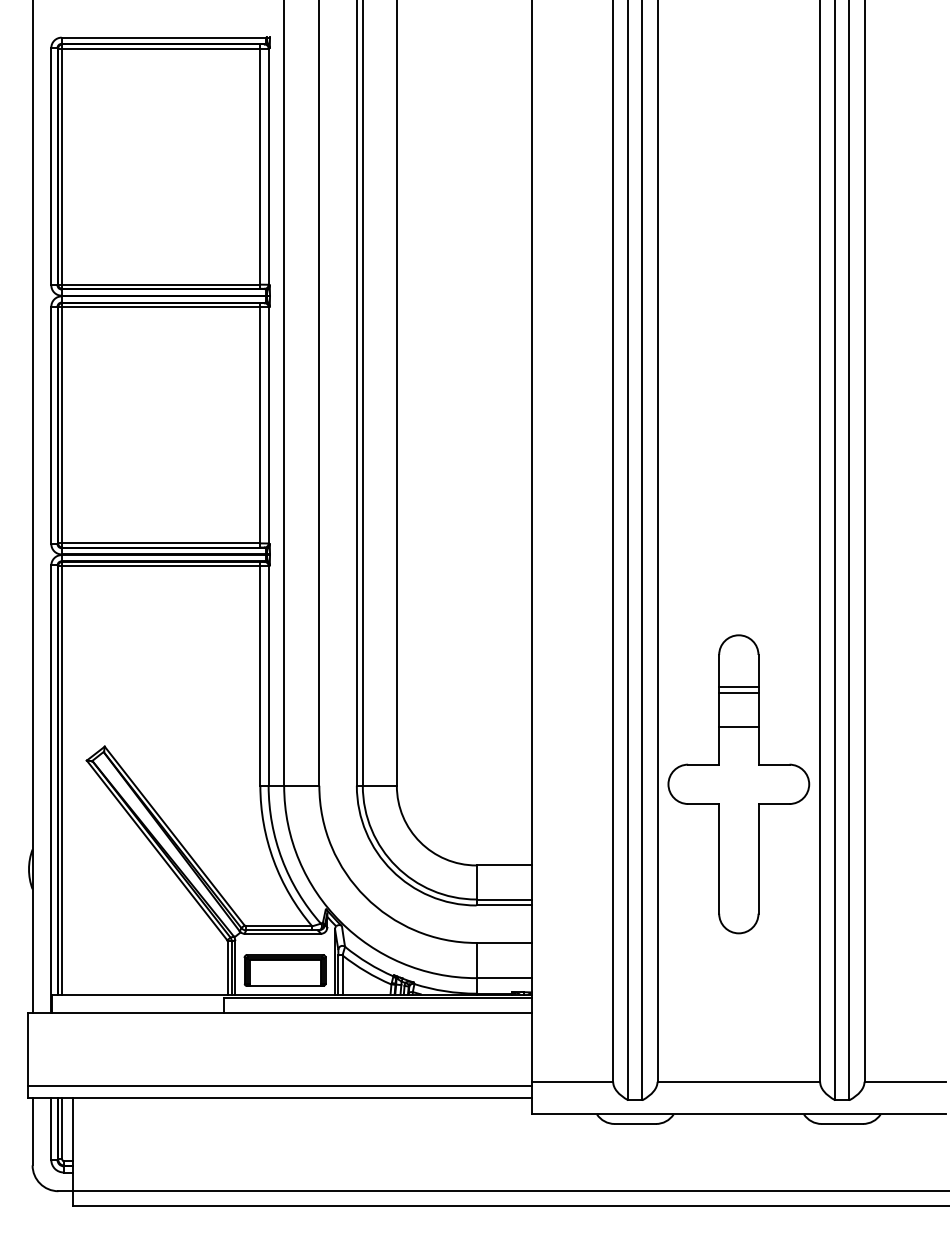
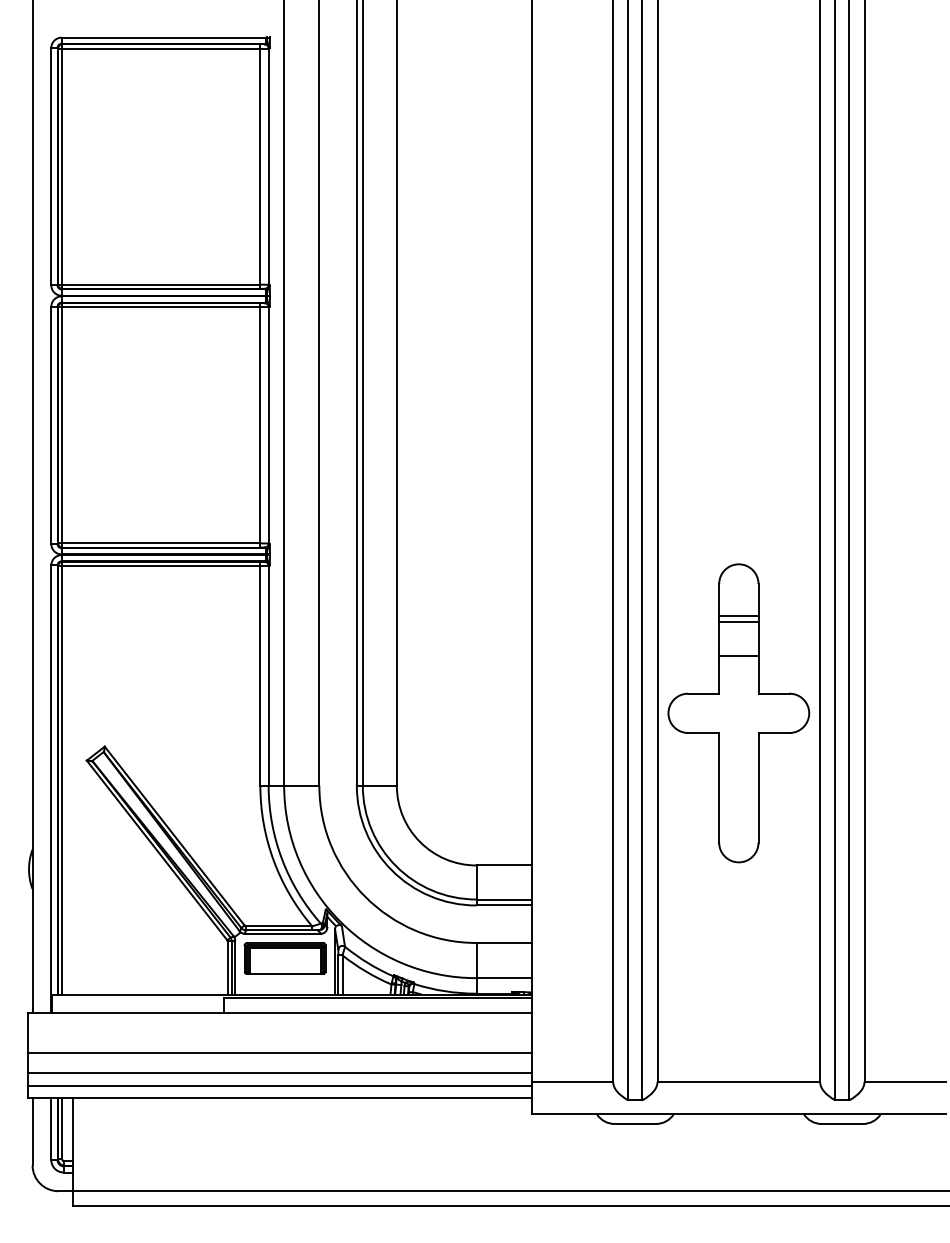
part position: (738, 784) -> (738, 713) (738, 713)
part position: (284, 970) -> (284, 958) (284, 958)
line: none -> present (279, 1053)
line: none -> present (279, 1073)
